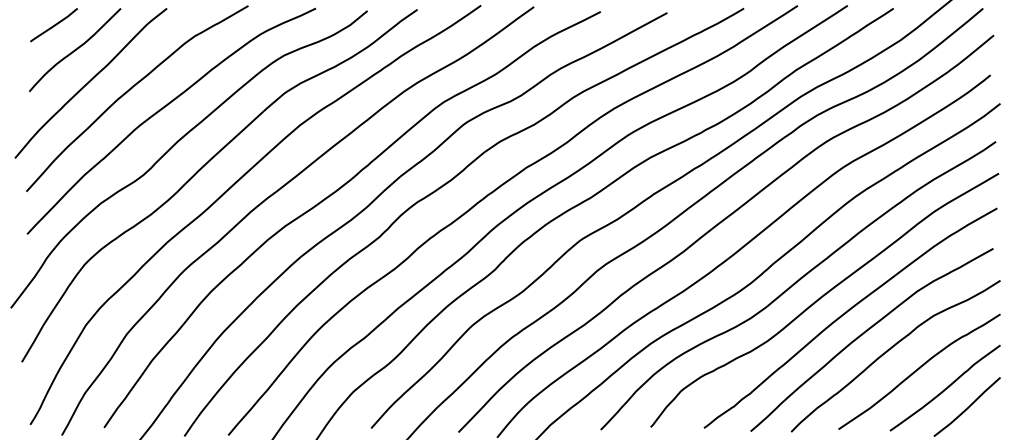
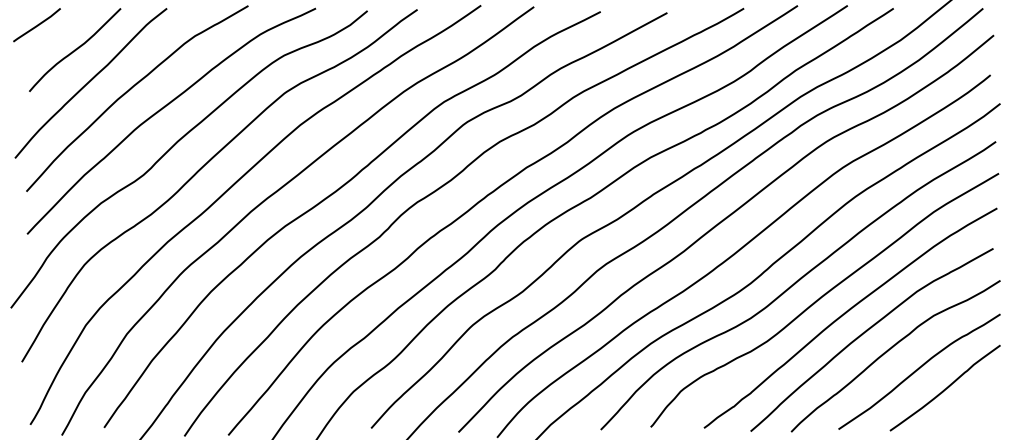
line position: (53, 25) -> (36, 25) (36, 25)
line: present -> none (967, 407)
